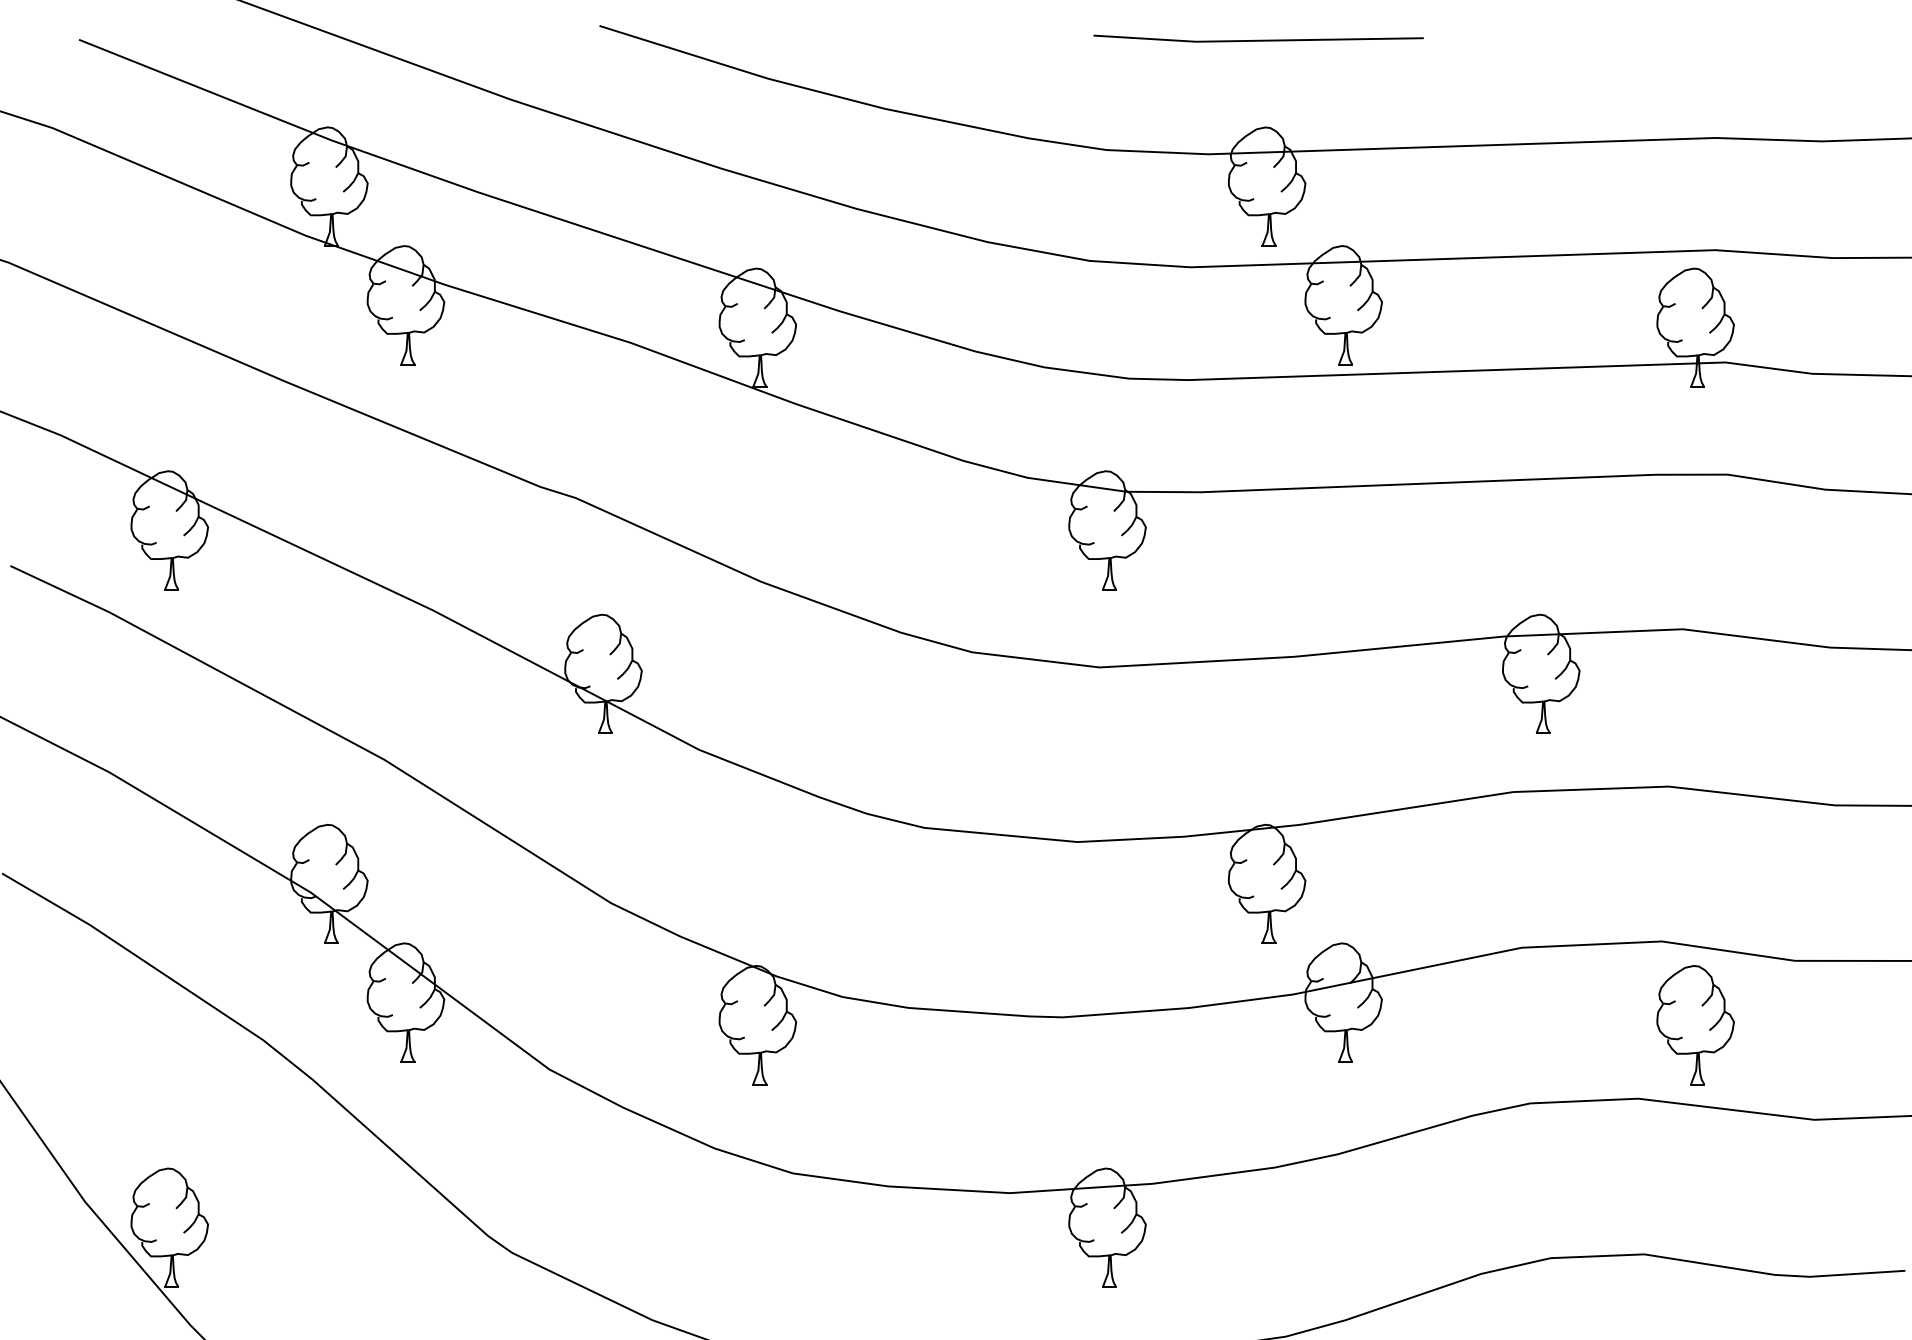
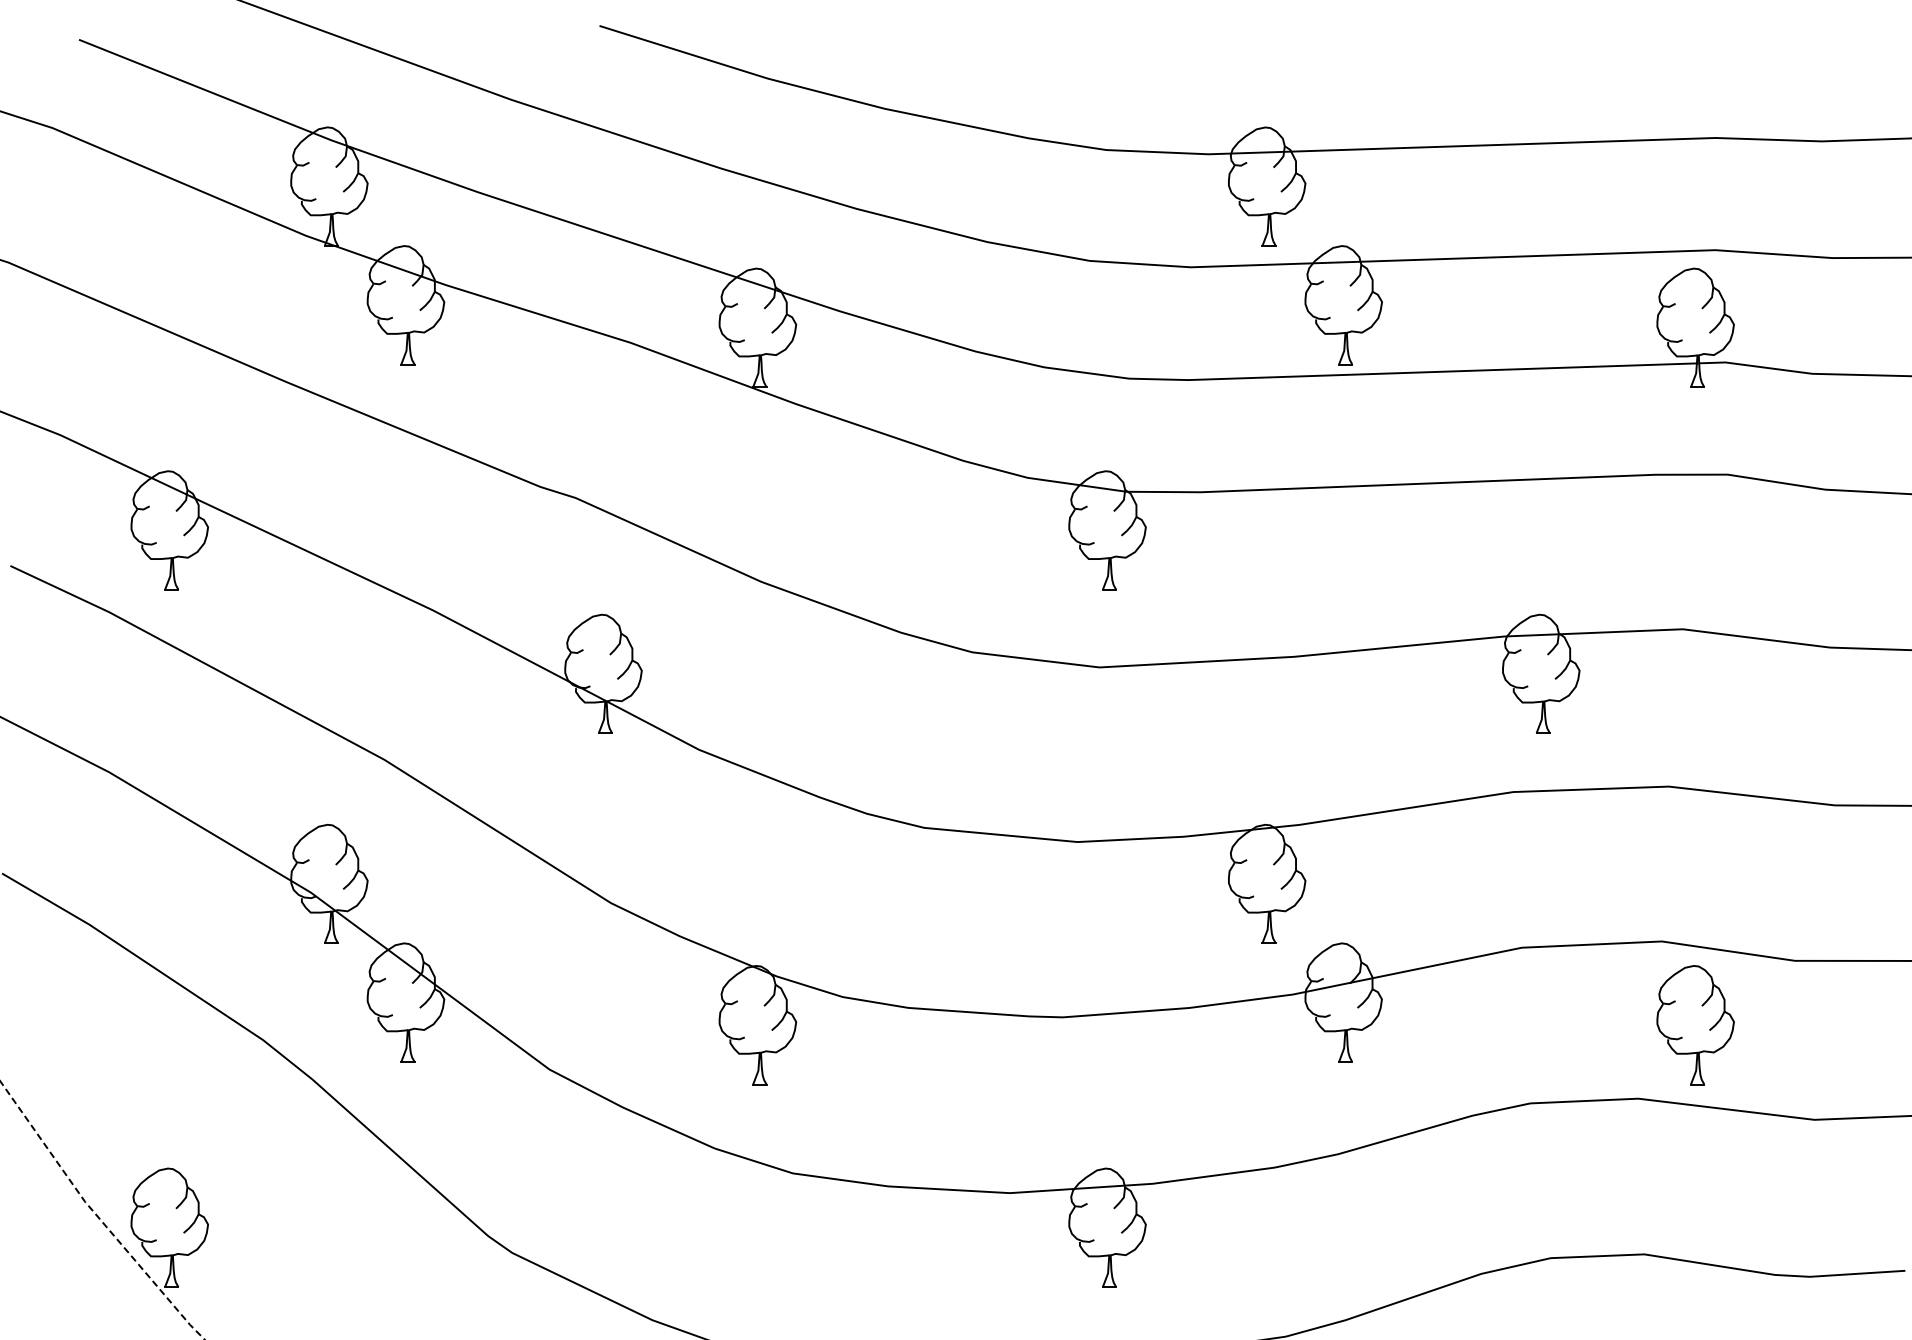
line: present -> none (1258, 39)
line: solid -> dashed (96, 1214)
